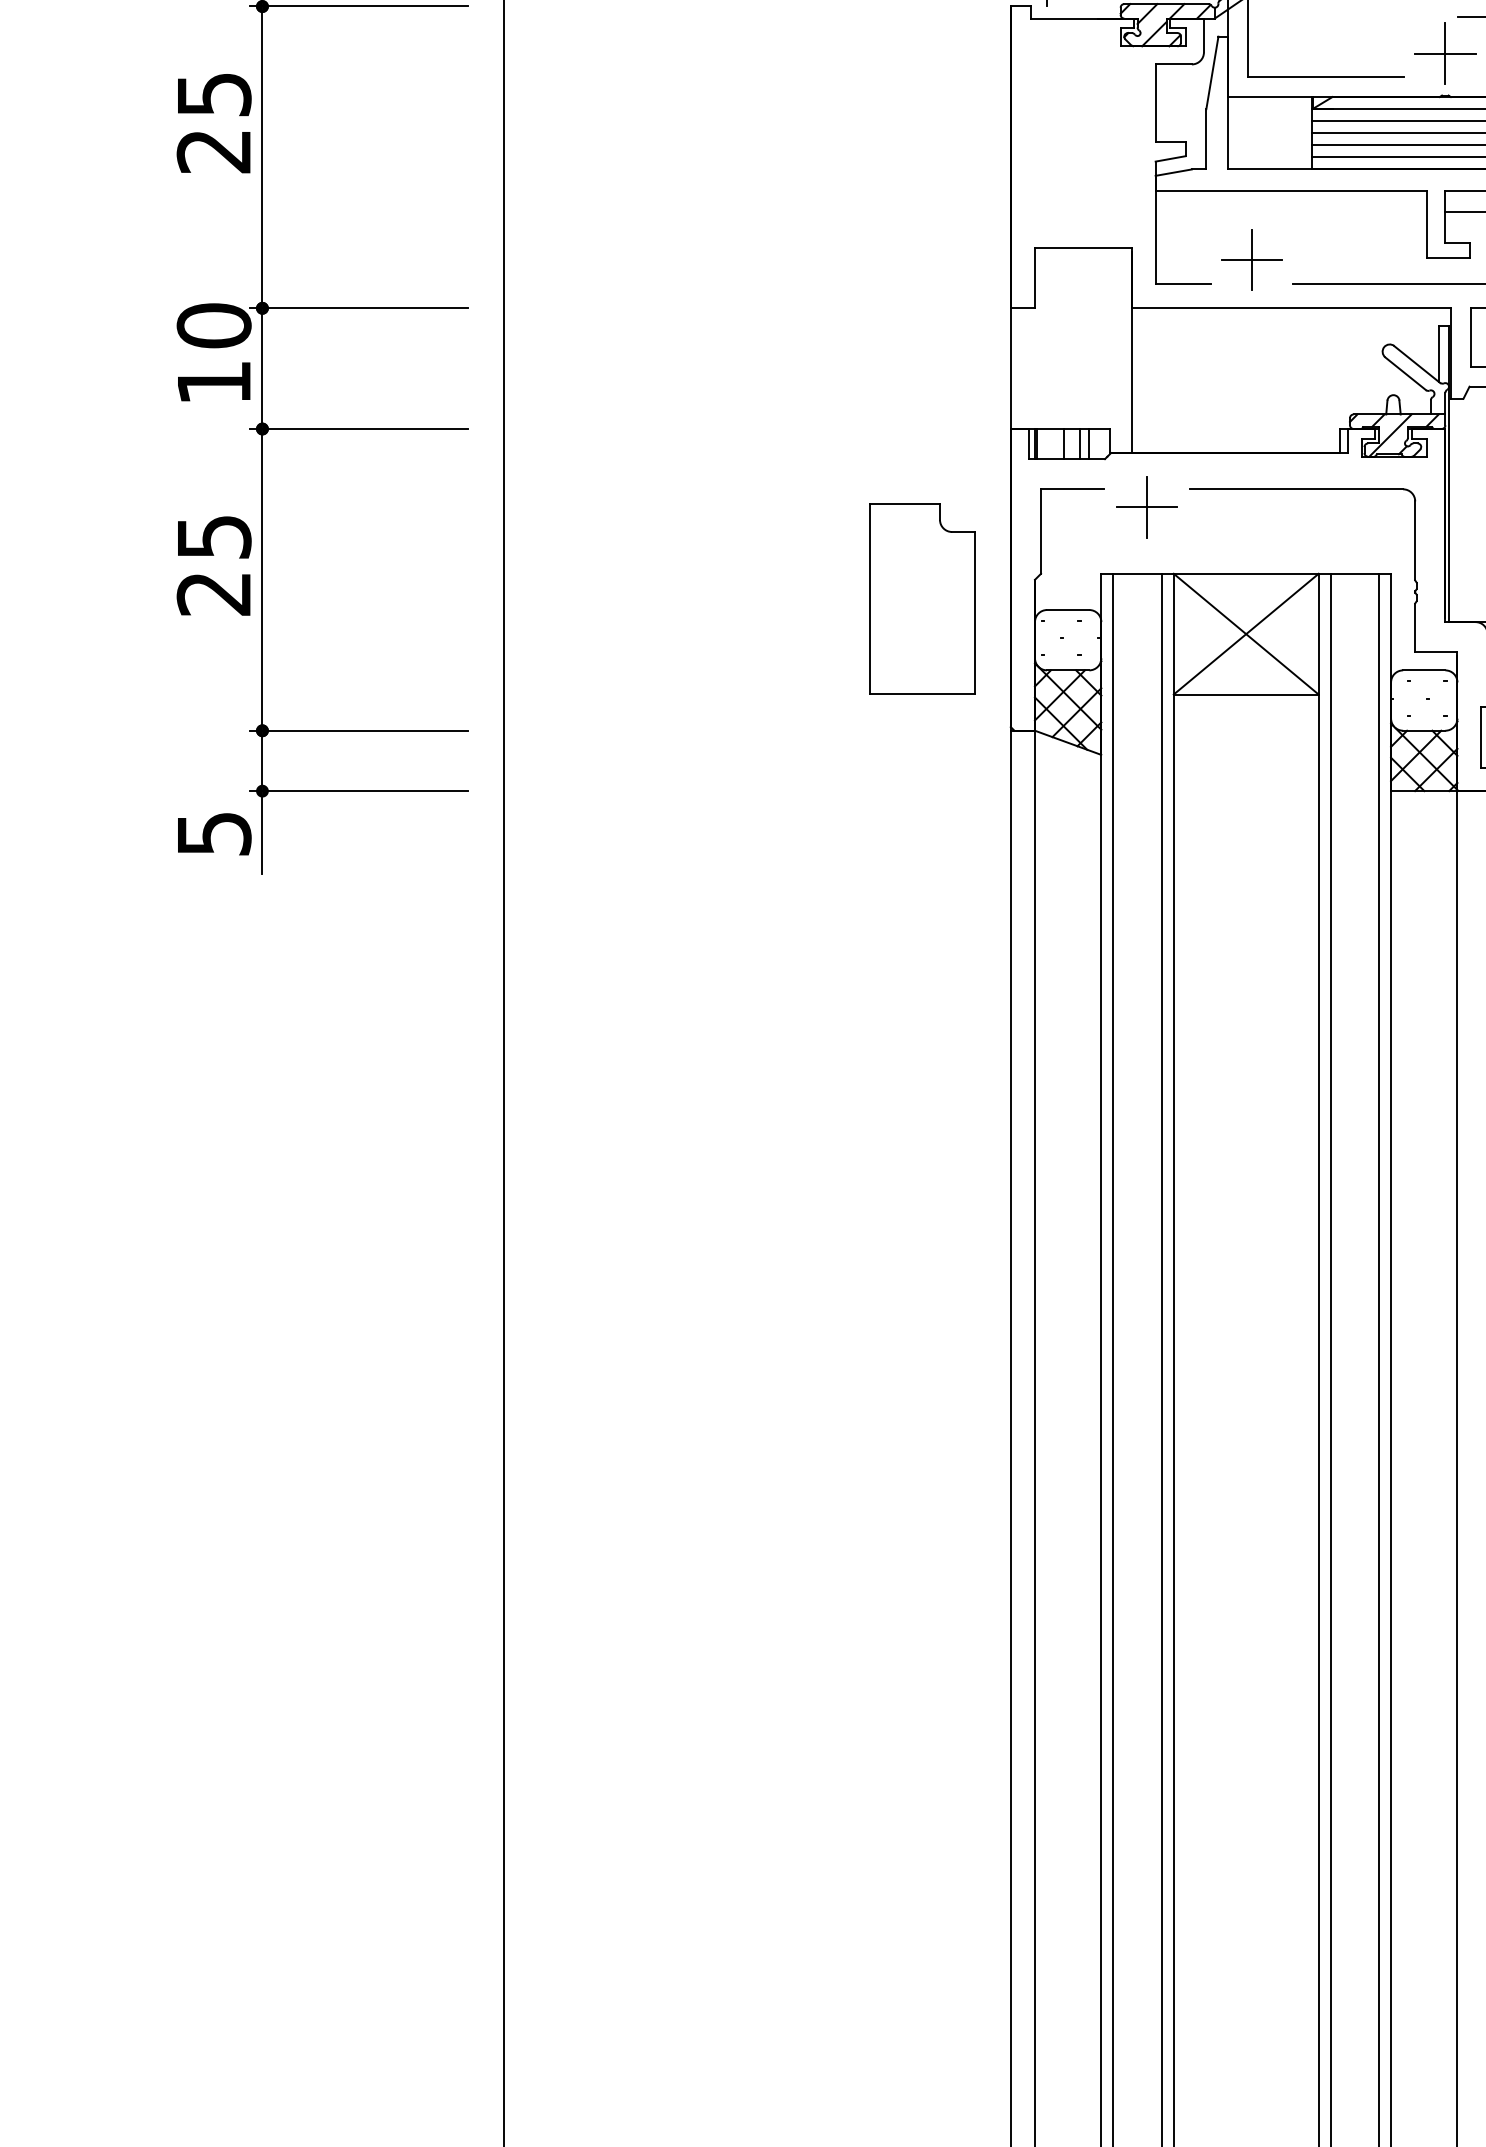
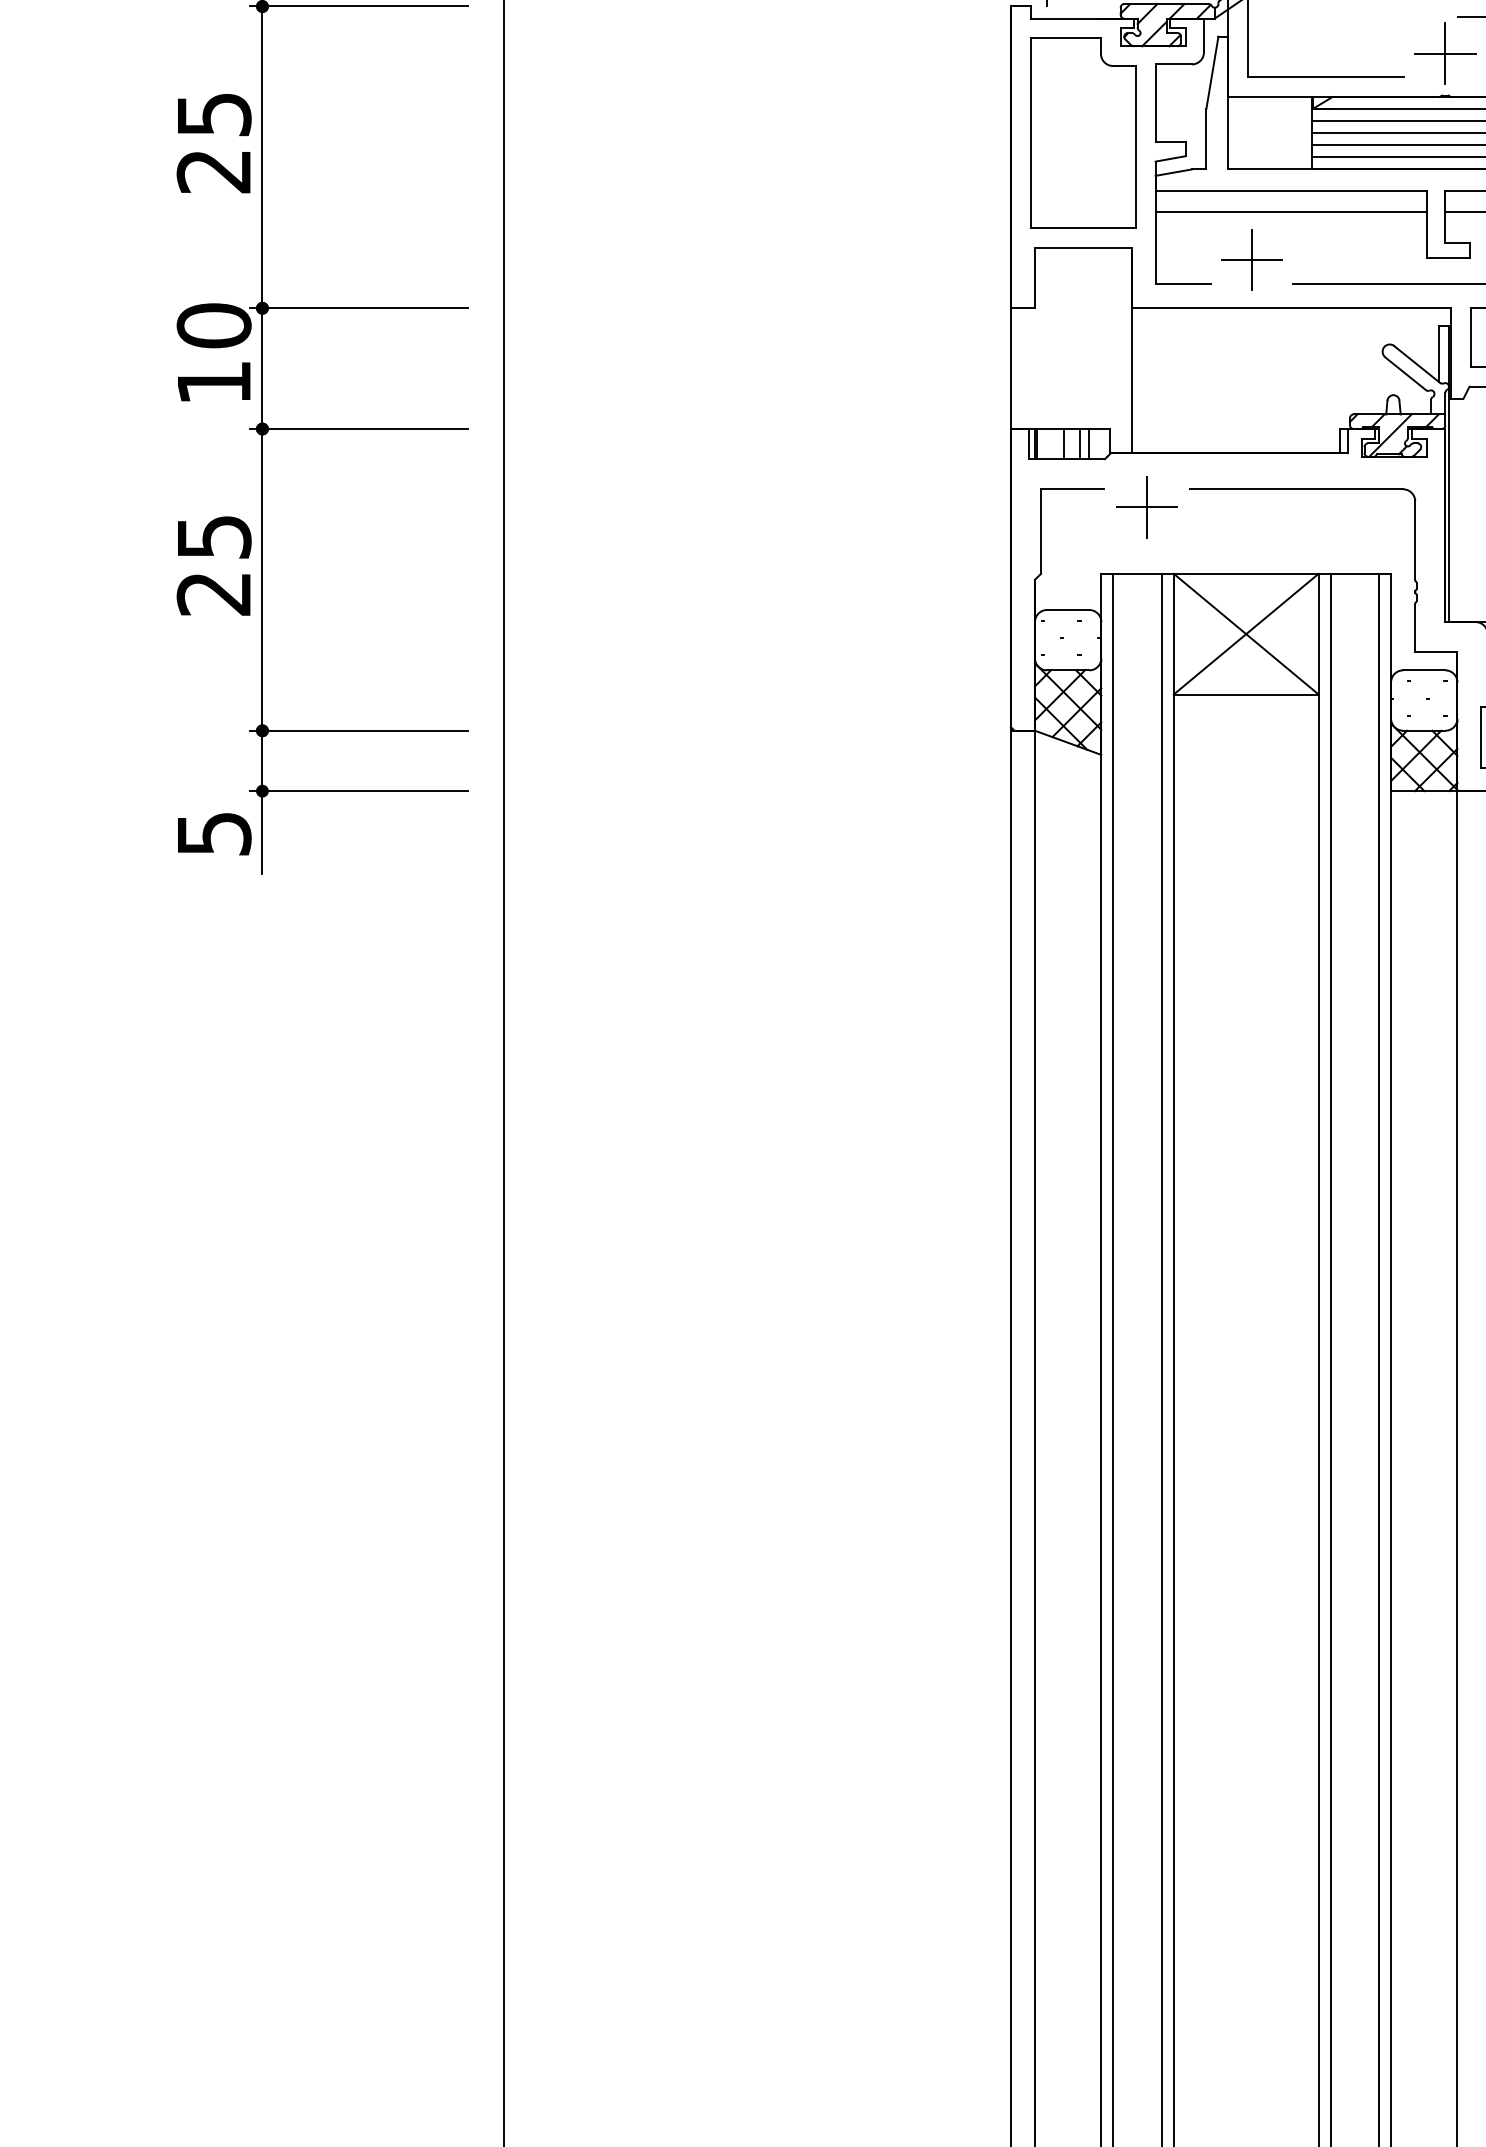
text position: (213, 123) -> (213, 143) (213, 143)
line: none -> present (1291, 211)
part position: (922, 598) -> (1083, 132) (1083, 132)
